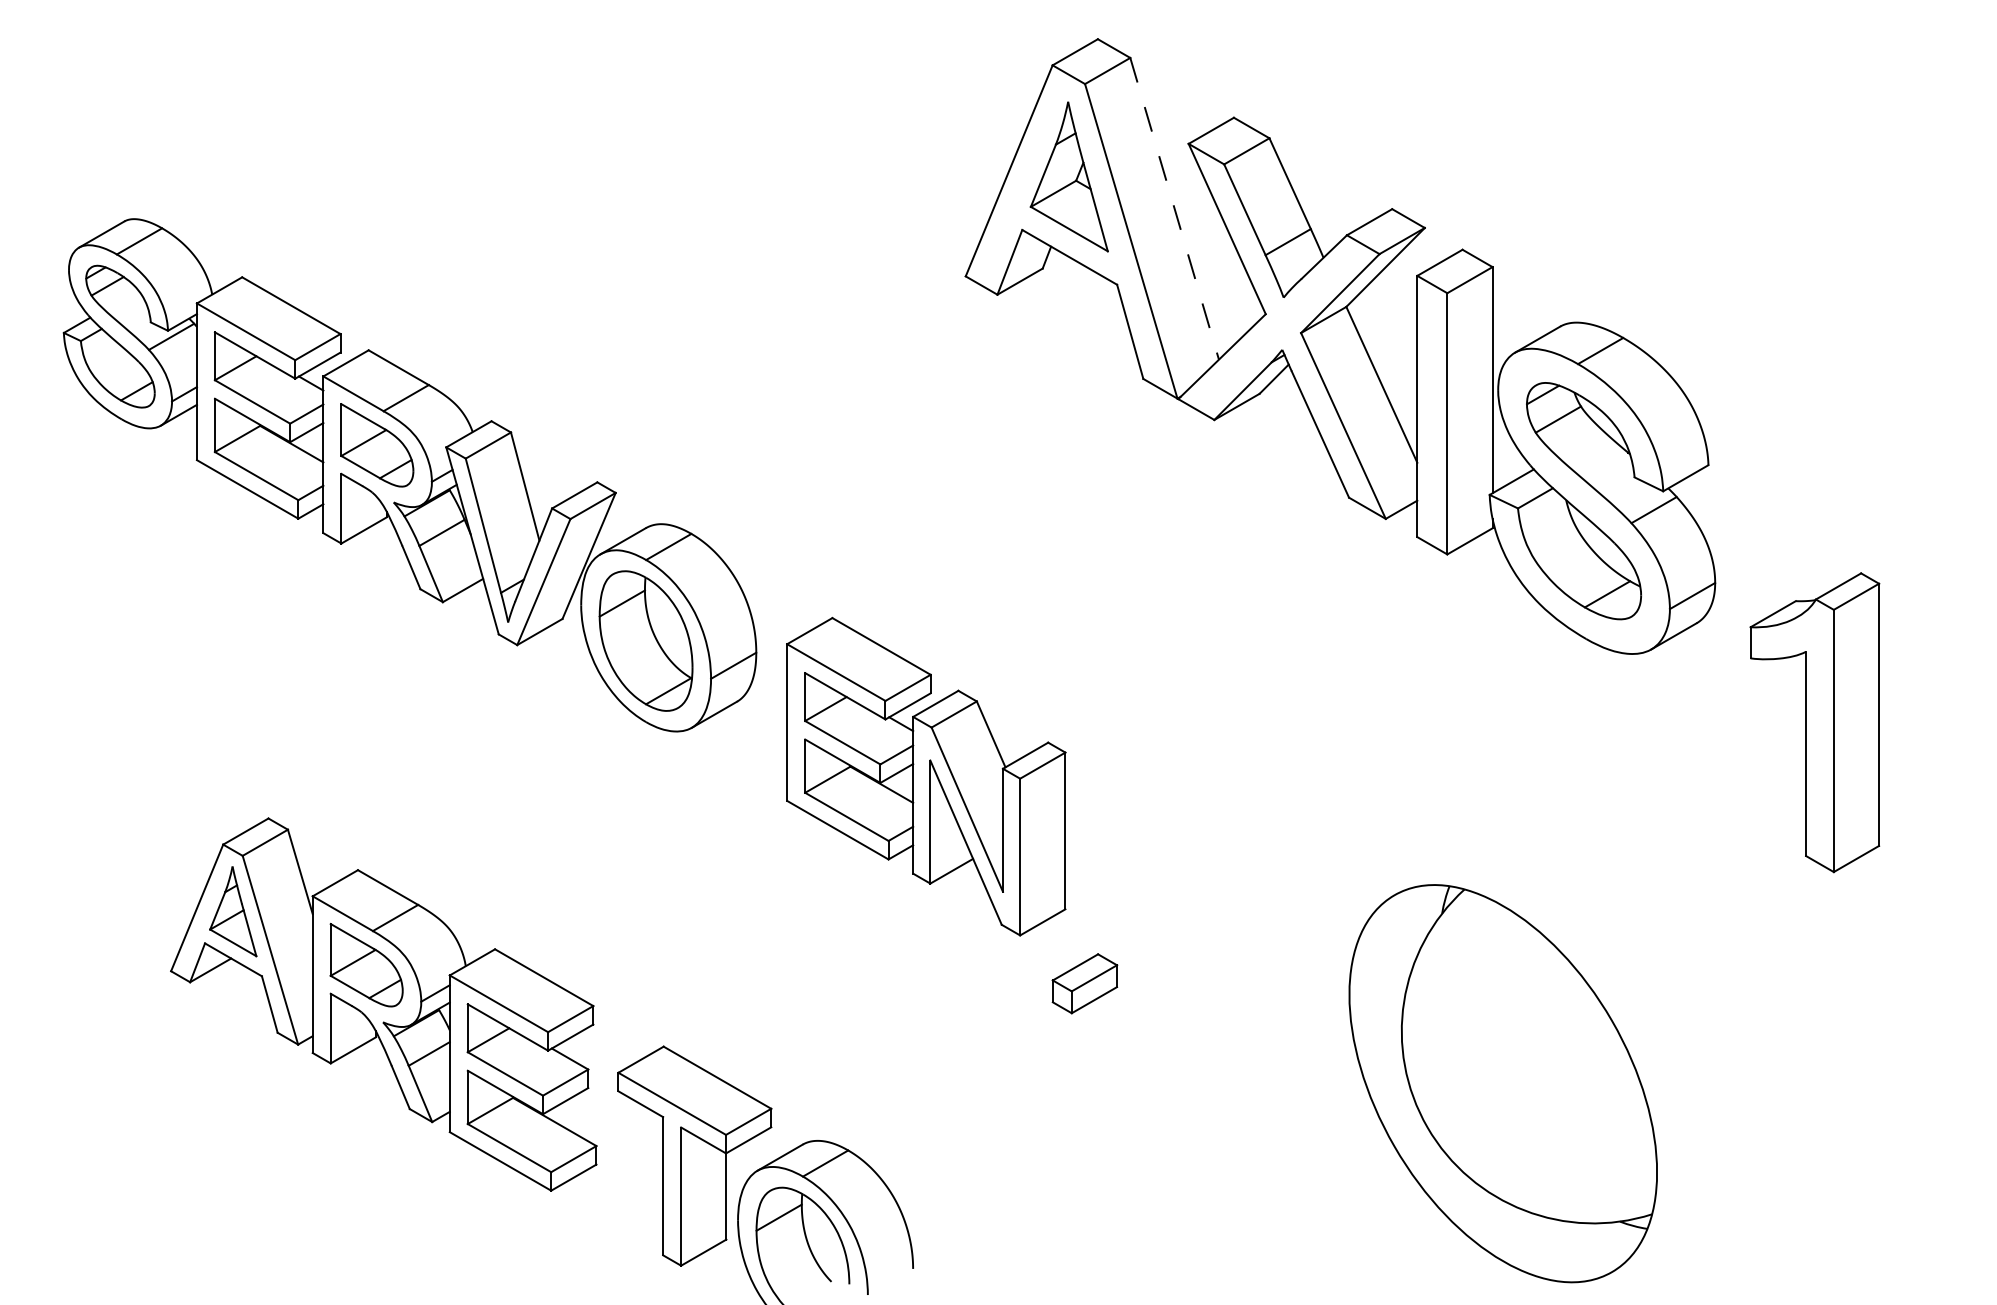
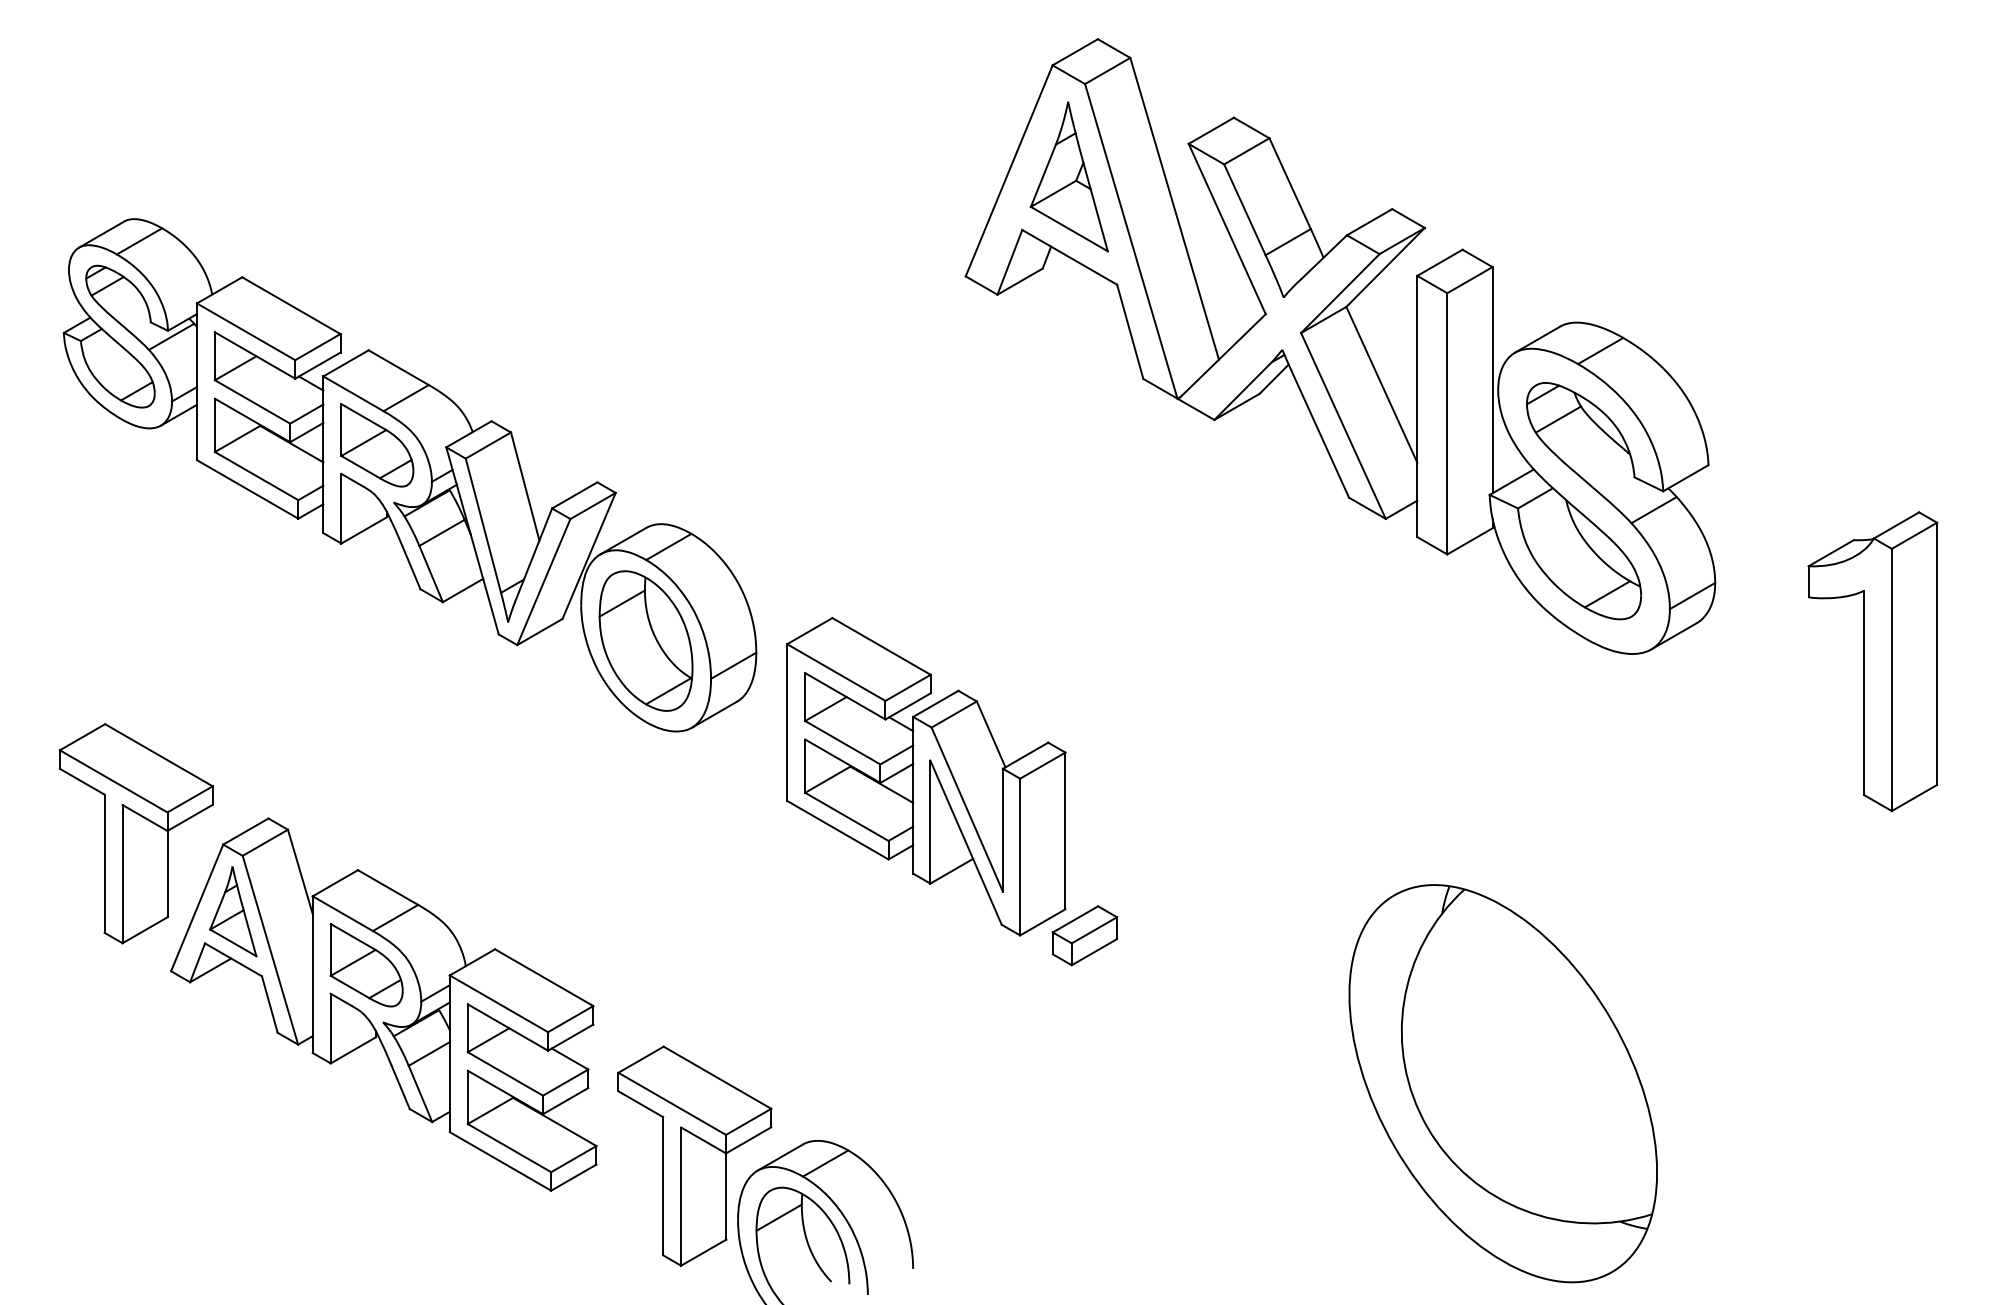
line: dashed -> solid (1174, 209)
part position: (1814, 722) -> (1872, 661) (1872, 661)
part: none -> present (135, 833)
part position: (1084, 983) -> (1084, 935) (1084, 935)
